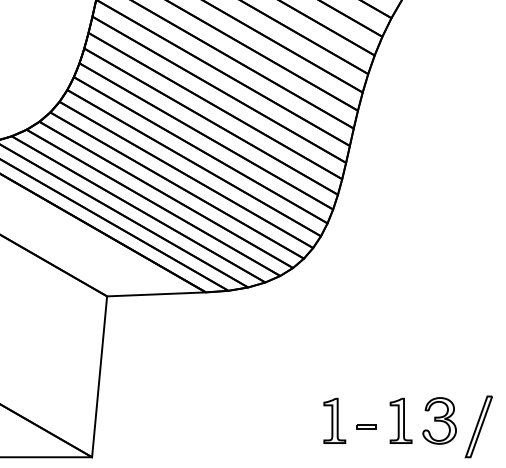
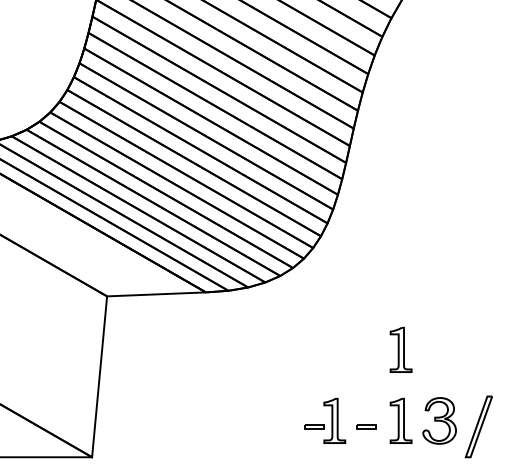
part: none -> present (400, 349)
part: none -> present (314, 426)
